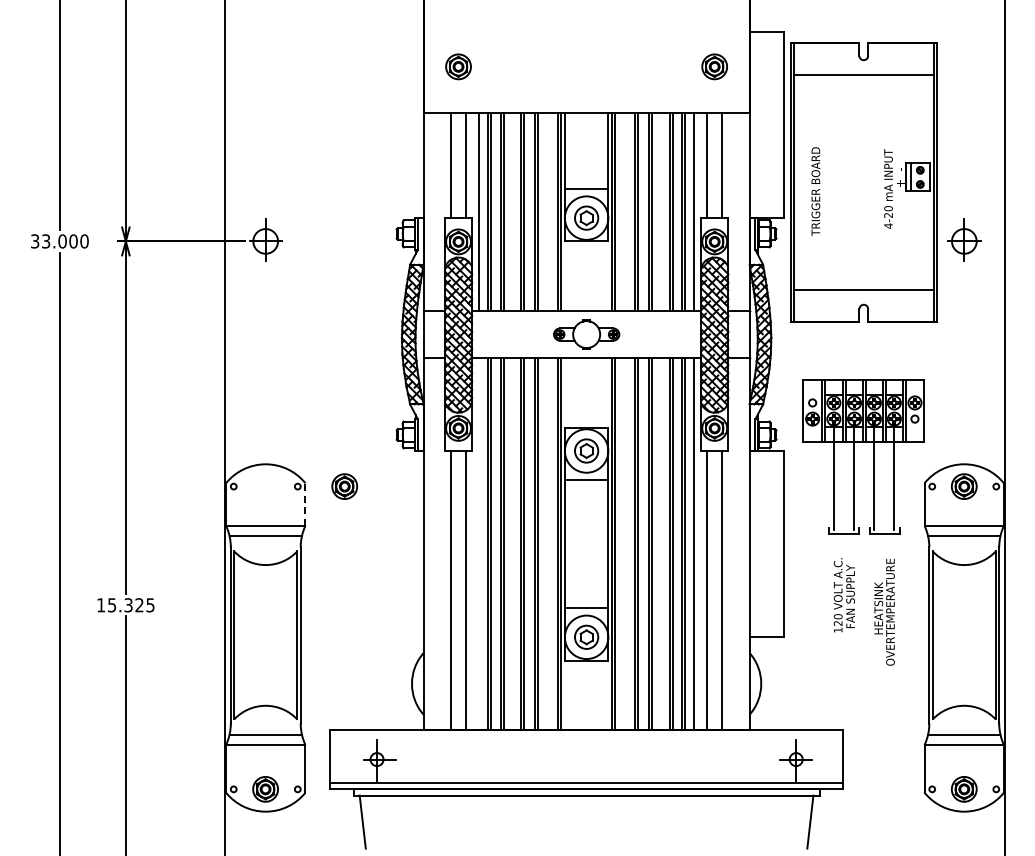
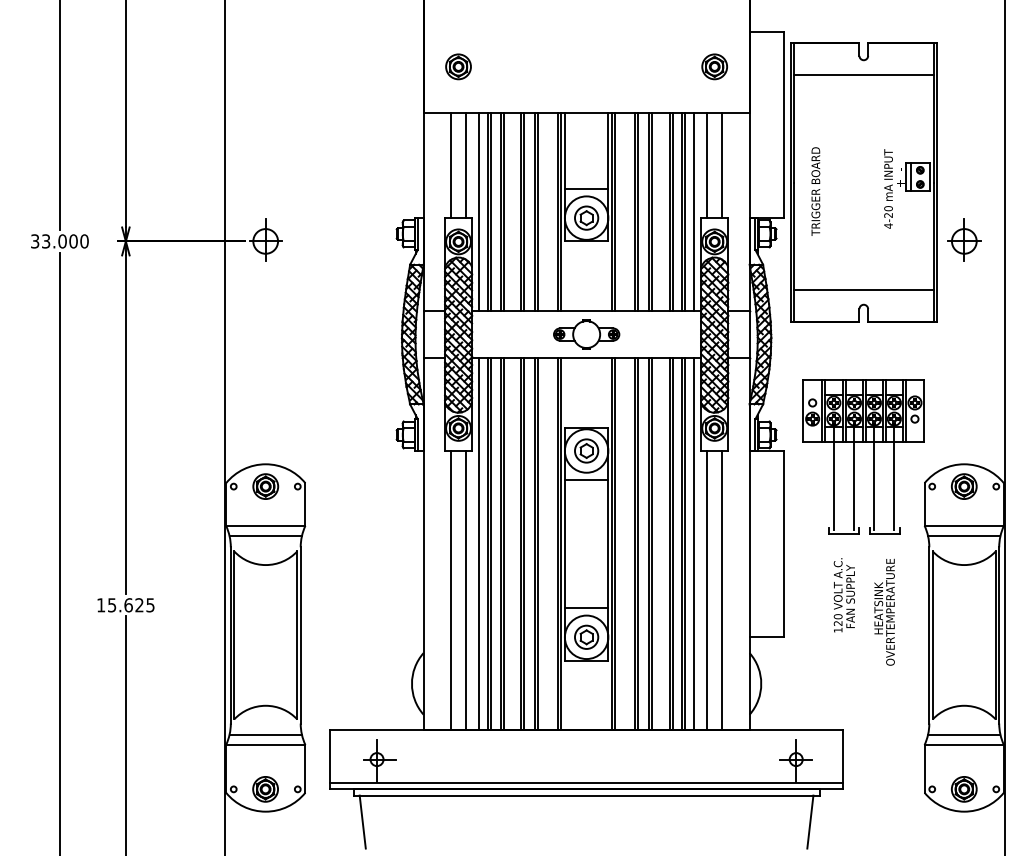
part position: (344, 486) -> (265, 486) (265, 486)
line: dashed -> solid (305, 504)
line: none -> present (479, 543)
text: 15.325 -> 15.625 (128, 605)
